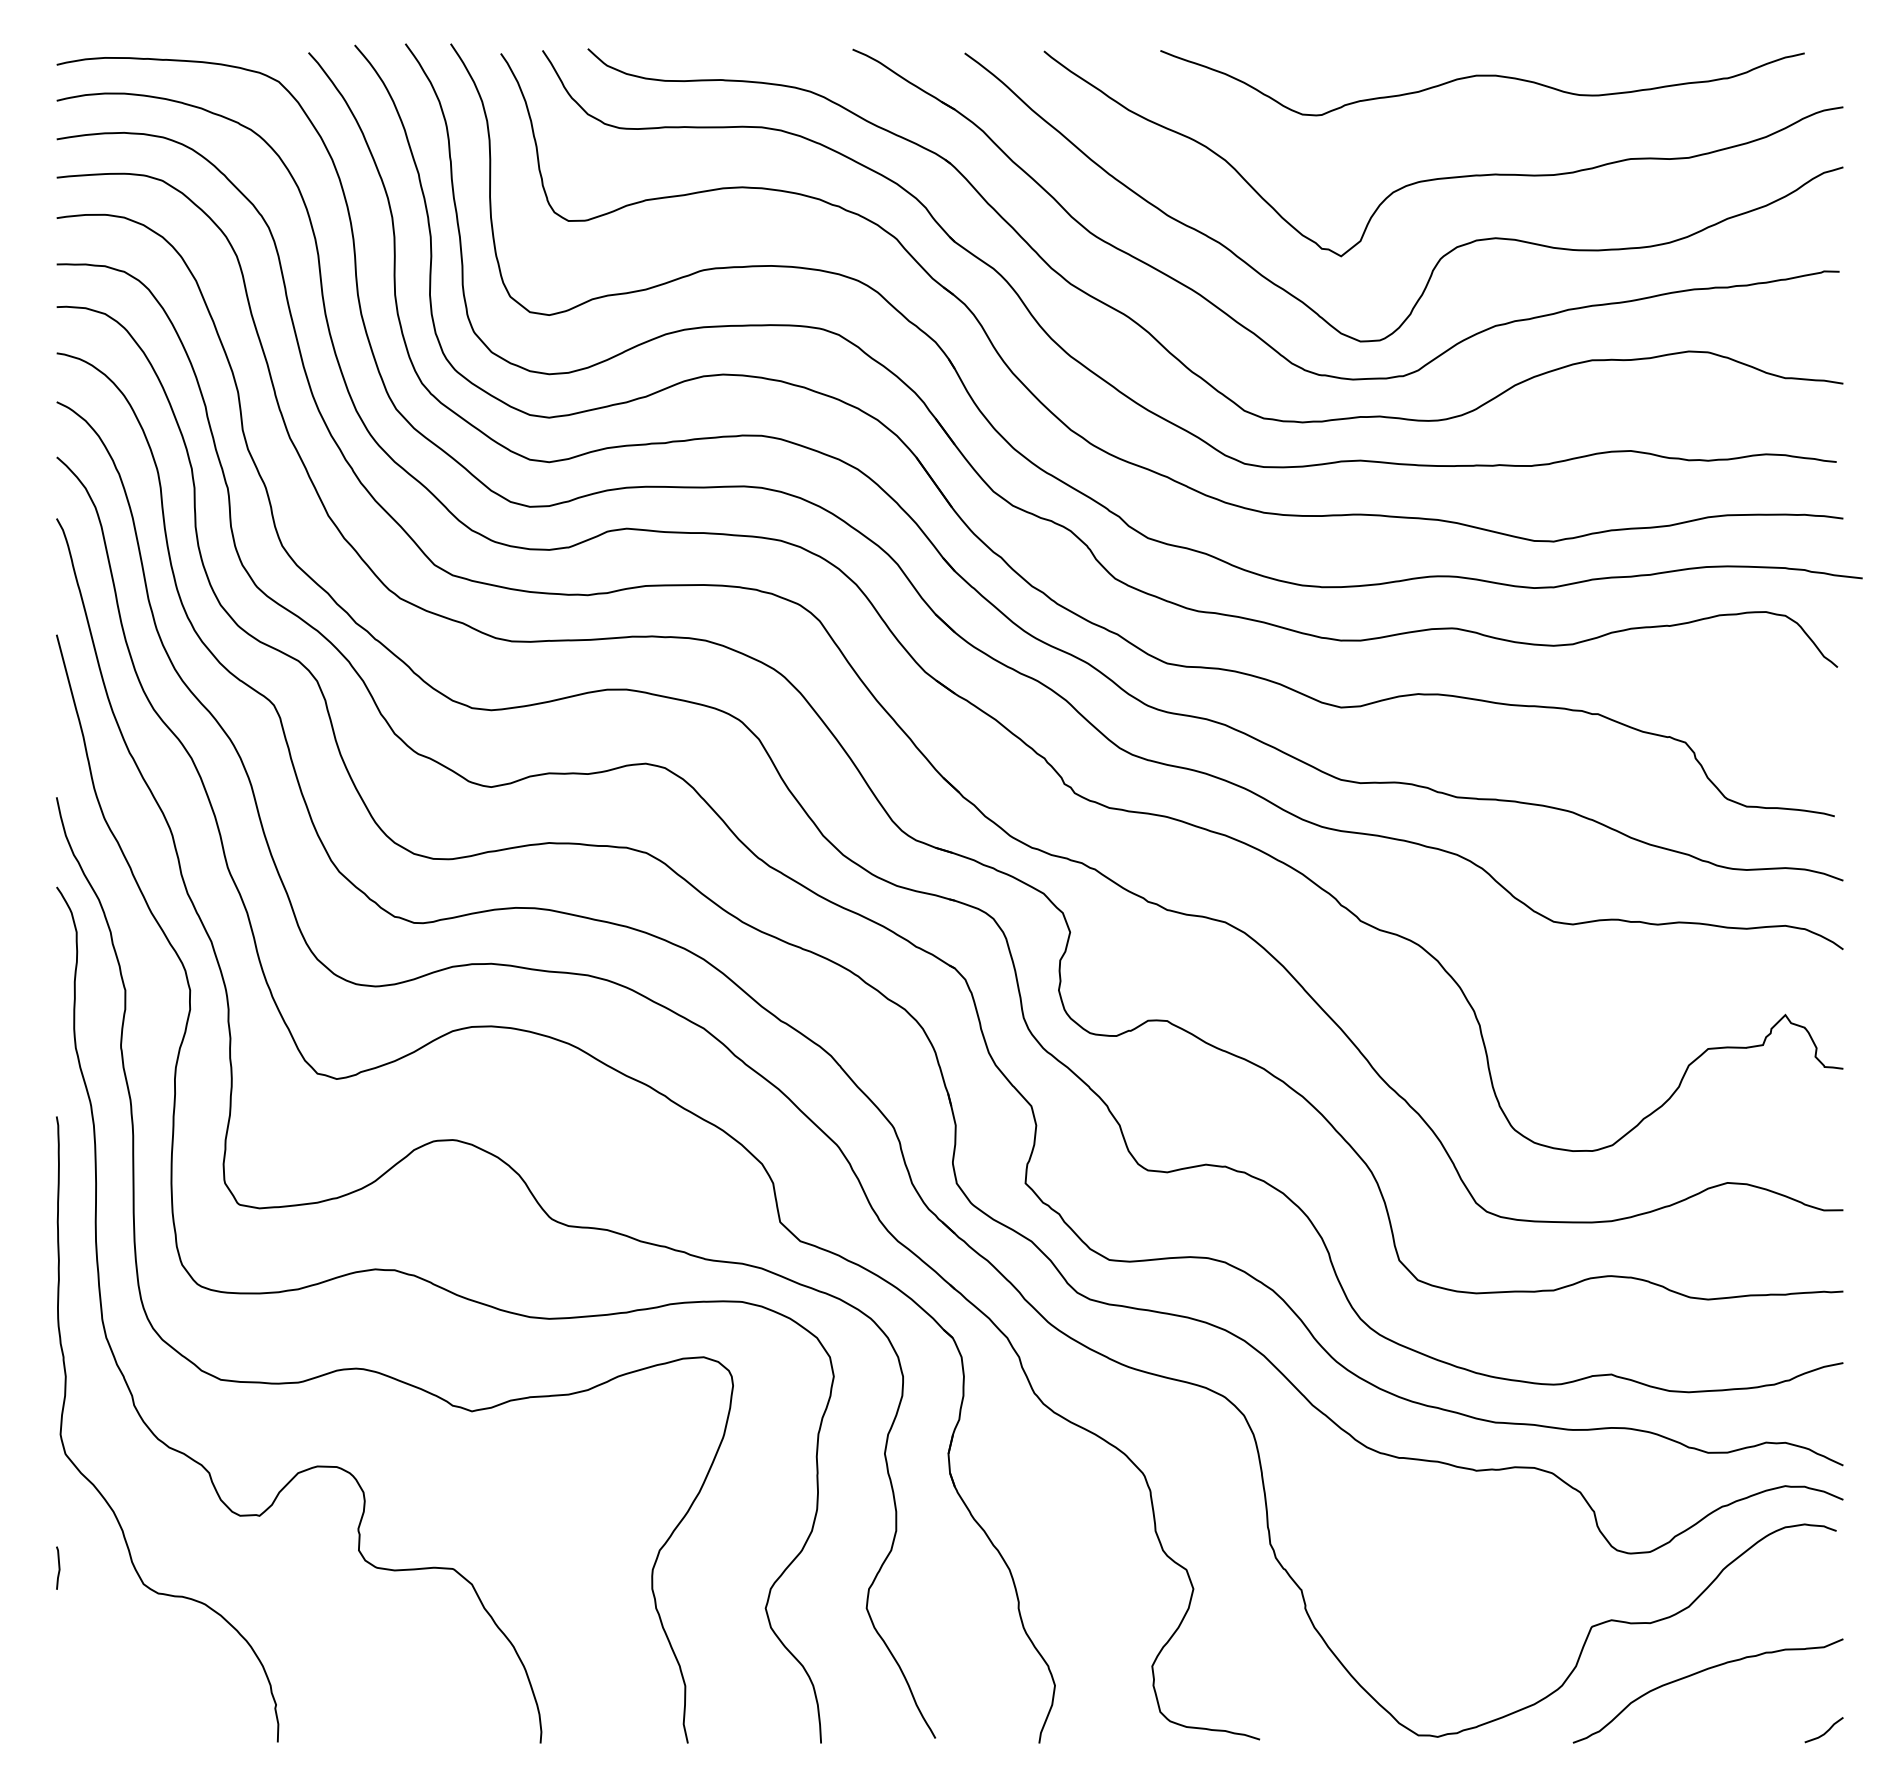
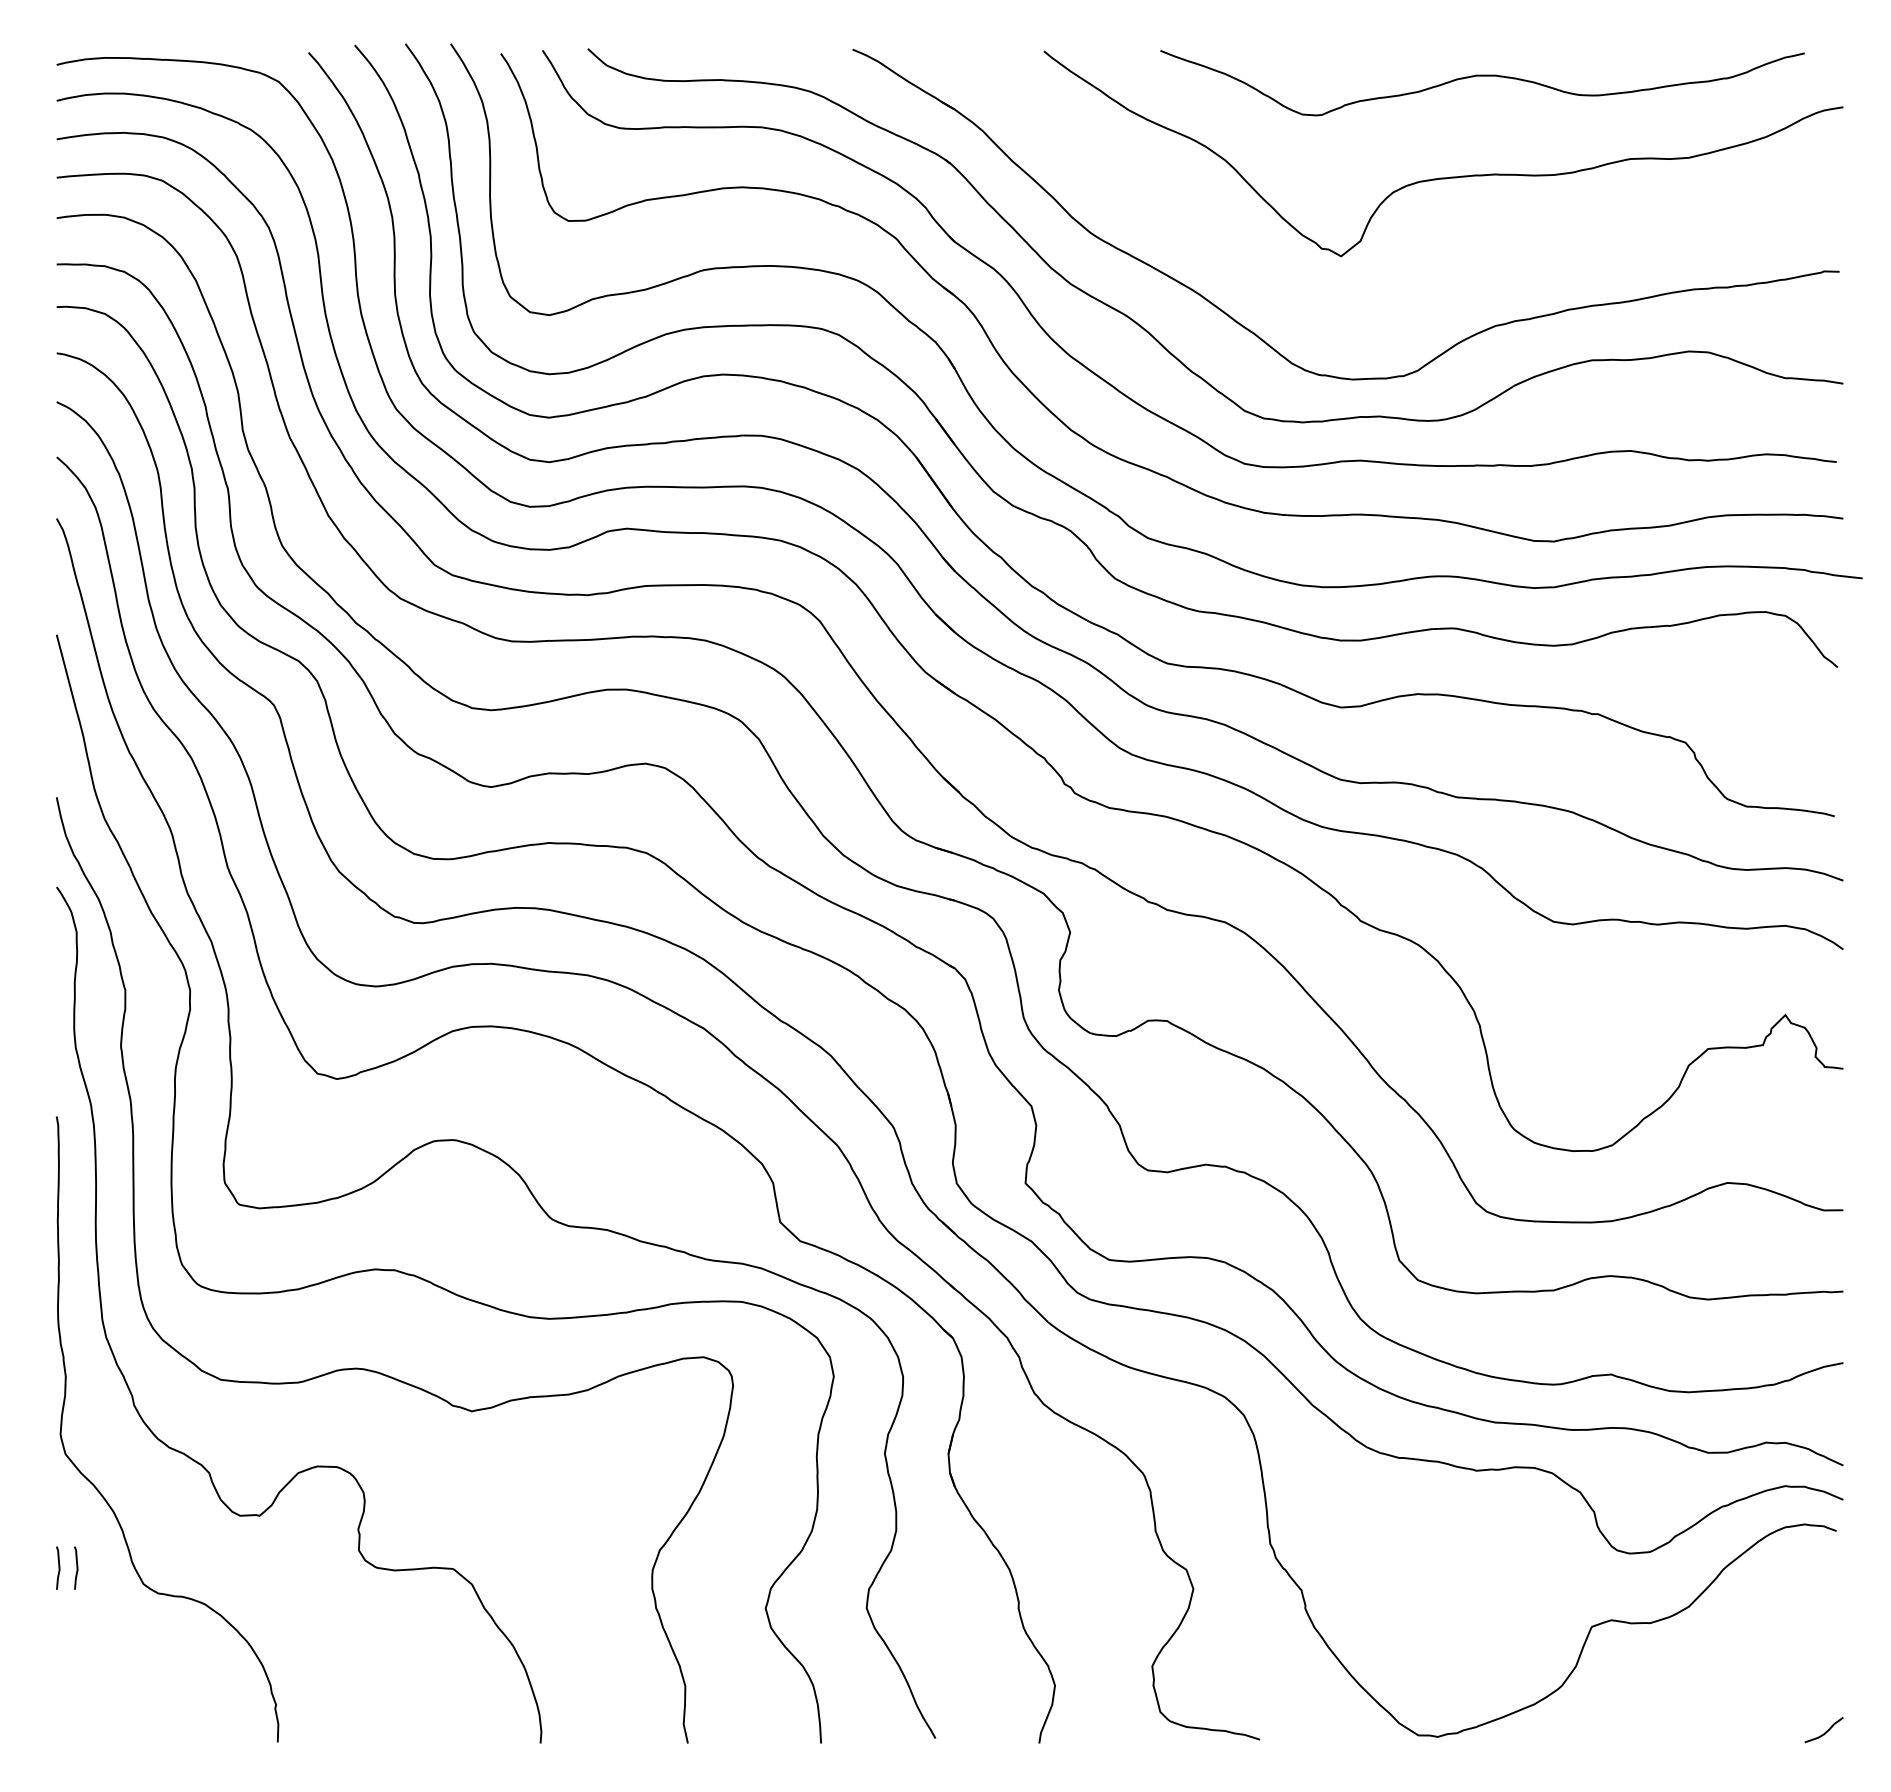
curve: present -> none (1445, 253)
curve: none -> present (76, 1567)
curve: present -> none (1701, 1672)
